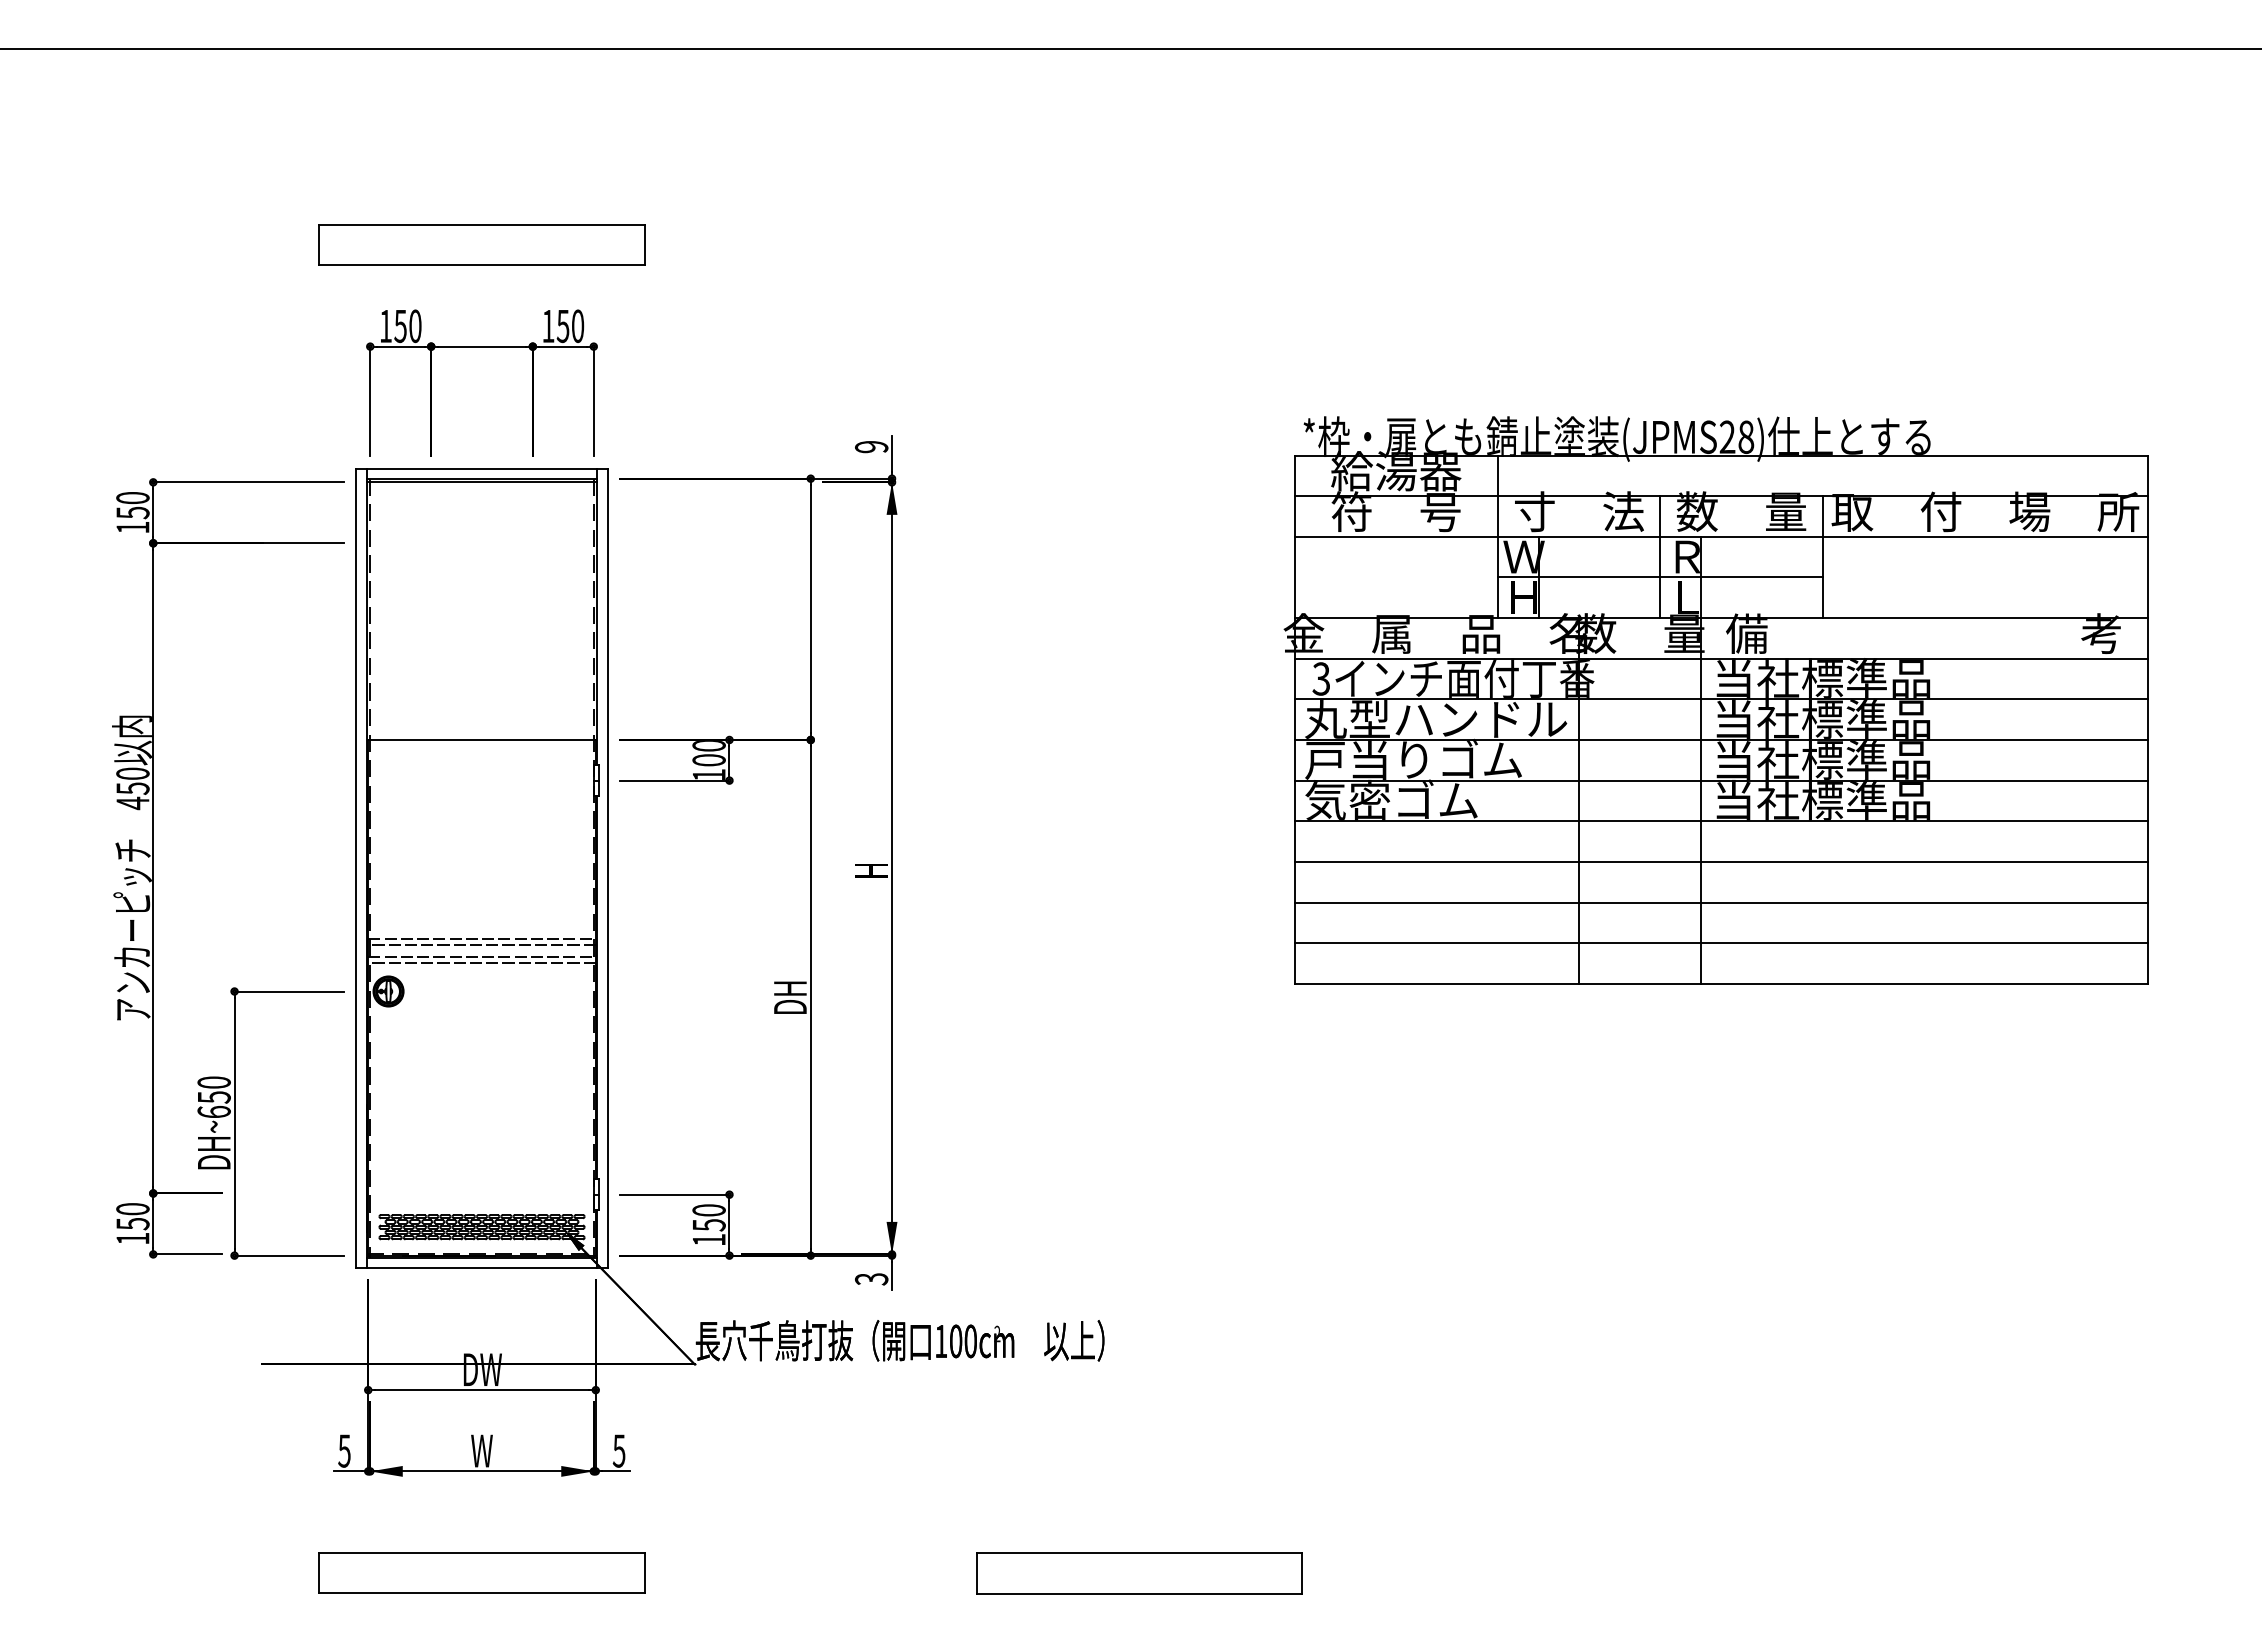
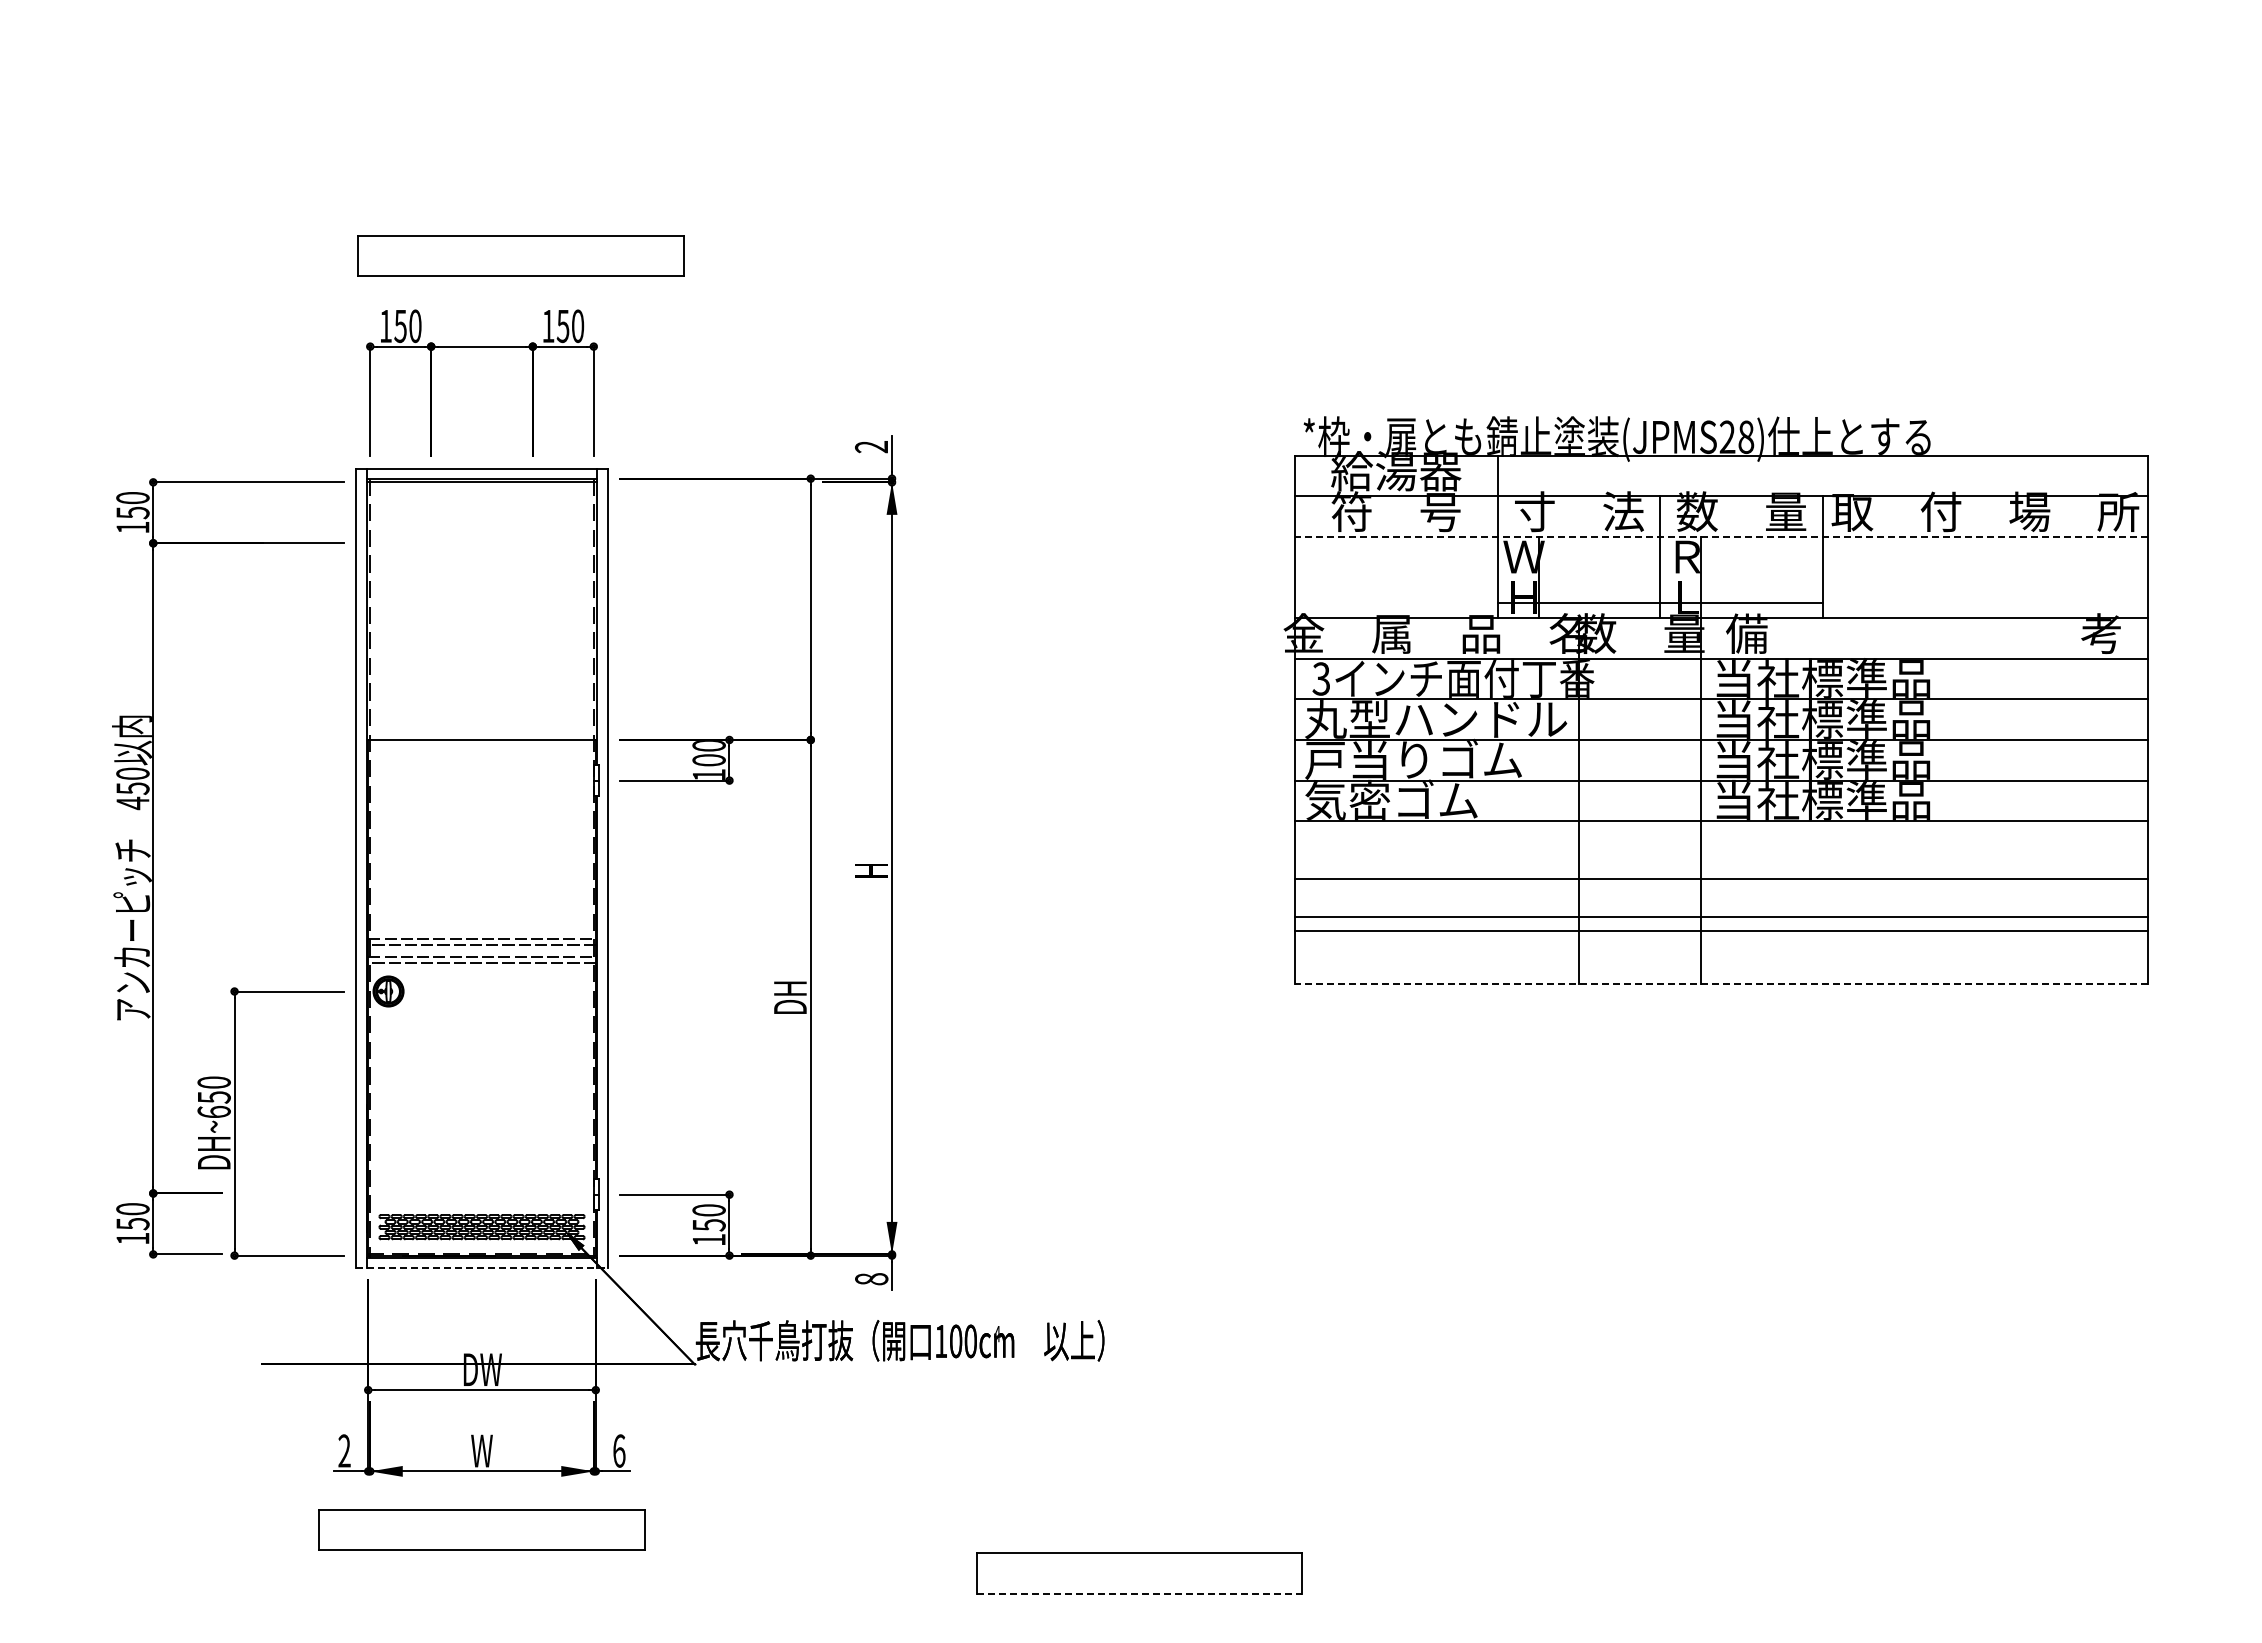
line: present -> none (1130, 49)
part position: (481, 244) -> (520, 255) (520, 255)
text: 9 -> 2 (871, 447)
line: solid -> dashed (1721, 536)
line position: (1659, 577) -> (1659, 603) (1659, 603)
line position: (1721, 861) -> (1721, 878) (1721, 878)
line position: (1721, 902) -> (1721, 930) (1721, 930)
line position: (1721, 943) -> (1721, 917) (1721, 917)
line: solid -> dashed (1721, 983)
line: solid -> dashed (482, 1268)
text: 3 -> 8 (871, 1279)
text: 2 -> 4 (997, 1333)
text: 5 -> 2 (344, 1450)
text: 5 -> 6 (618, 1450)
part position: (481, 1572) -> (481, 1529) (481, 1529)
line: solid -> dashed (1139, 1593)
